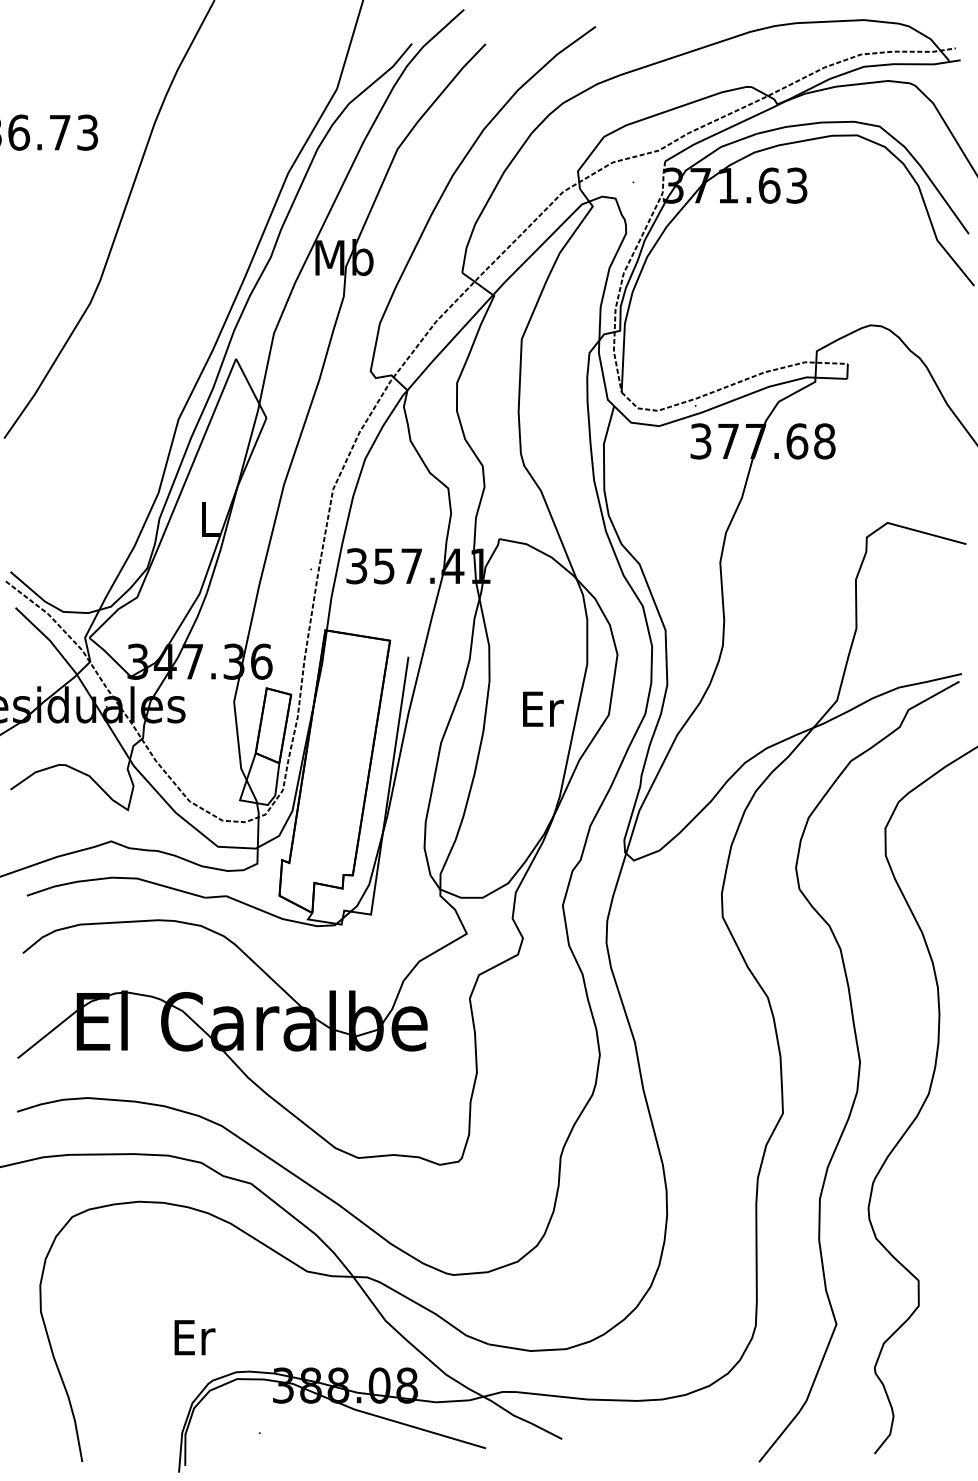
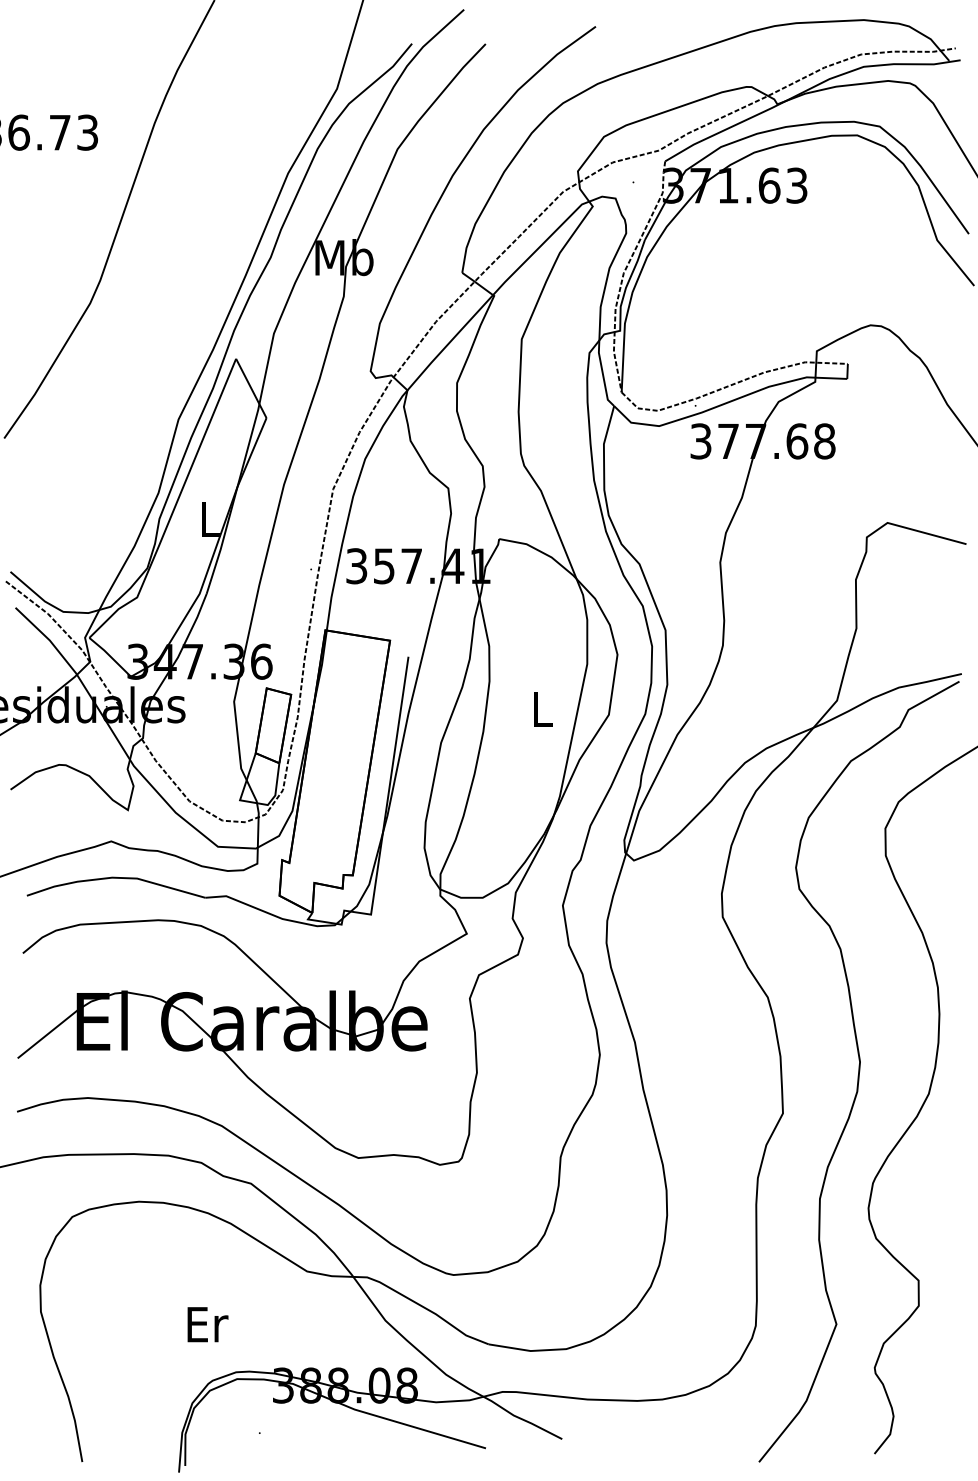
text: Er -> L (543, 708)
text position: (194, 1337) -> (207, 1324) (207, 1324)
